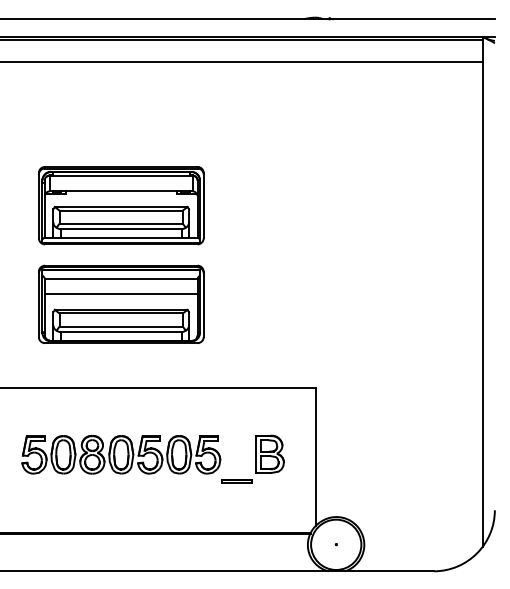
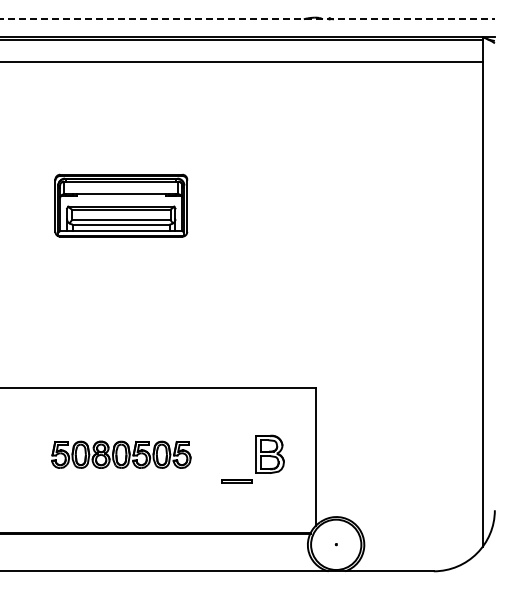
line: solid -> dashed (247, 19)
part size: 167x80 px -> 135x65 px (121, 205)
part: present -> none (121, 303)
part size: 201x40 px -> 141x29 px (121, 454)
